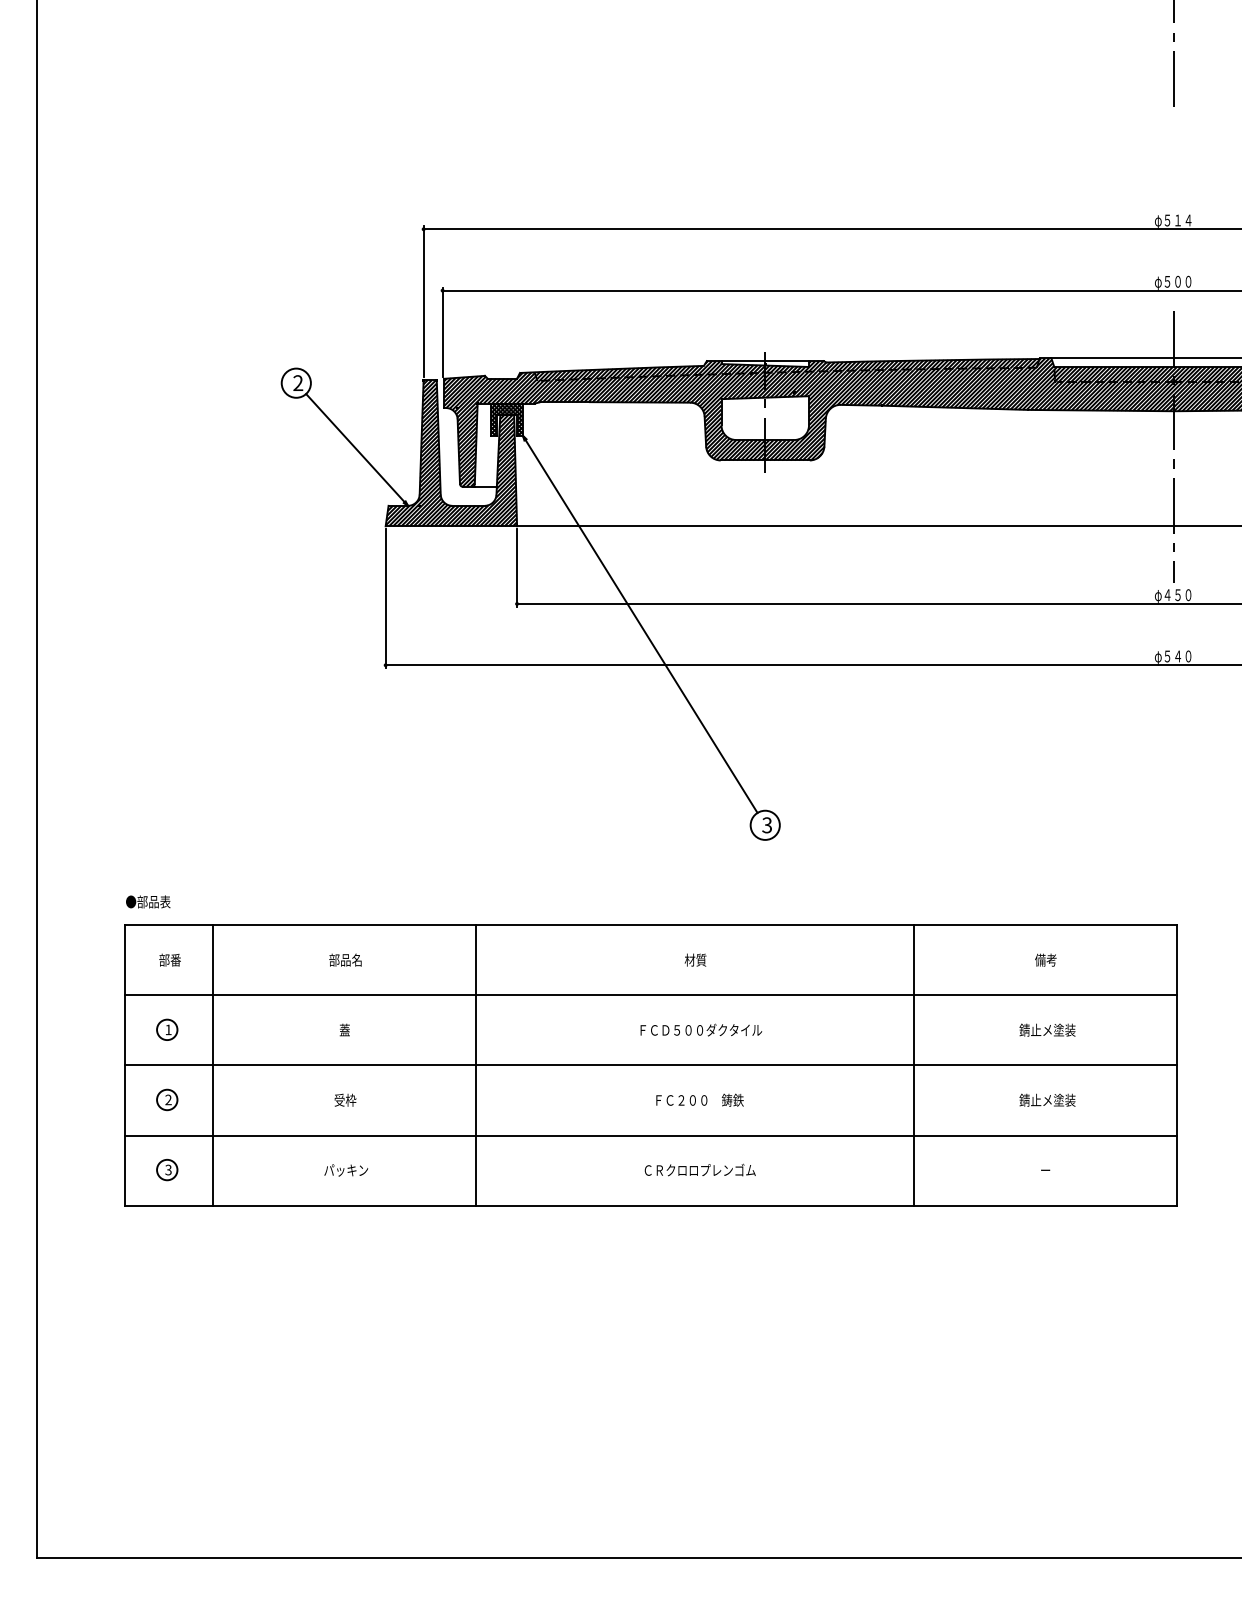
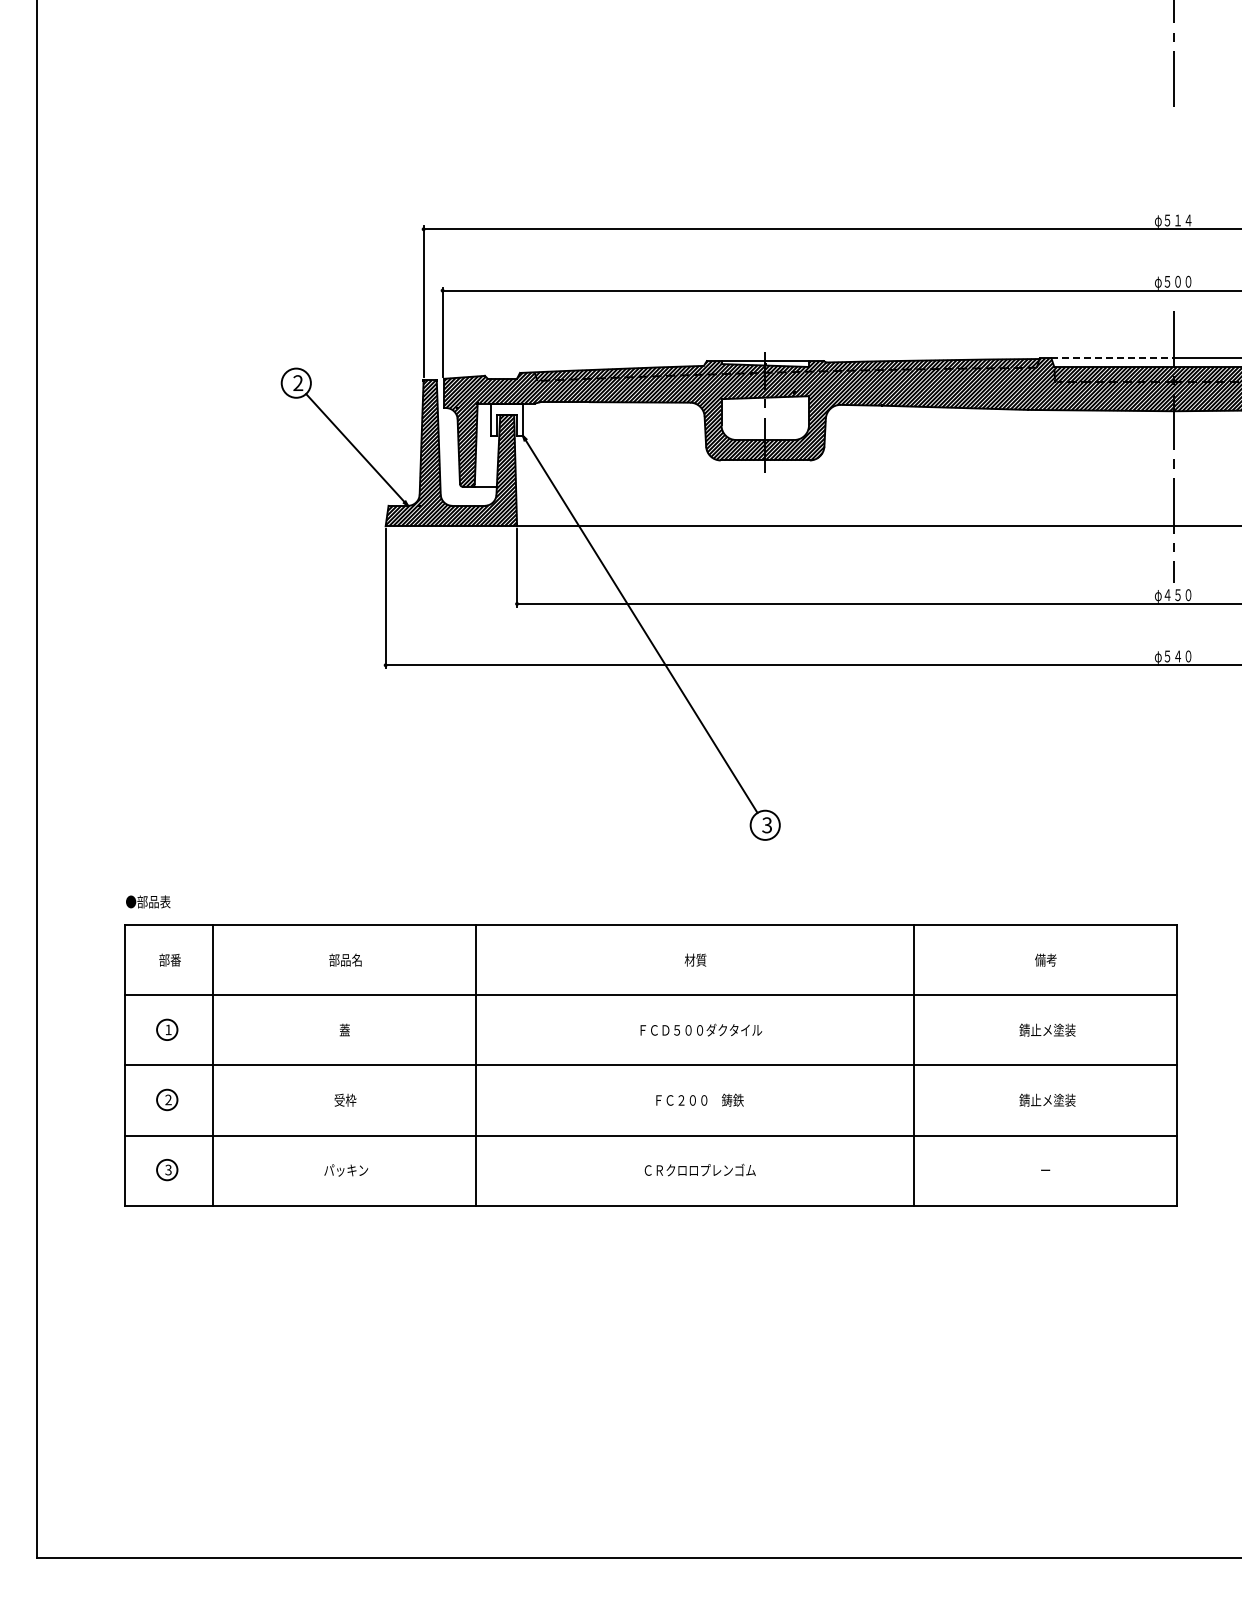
line: solid -> dashed (1113, 358)
hatch: present -> none (506, 419)
